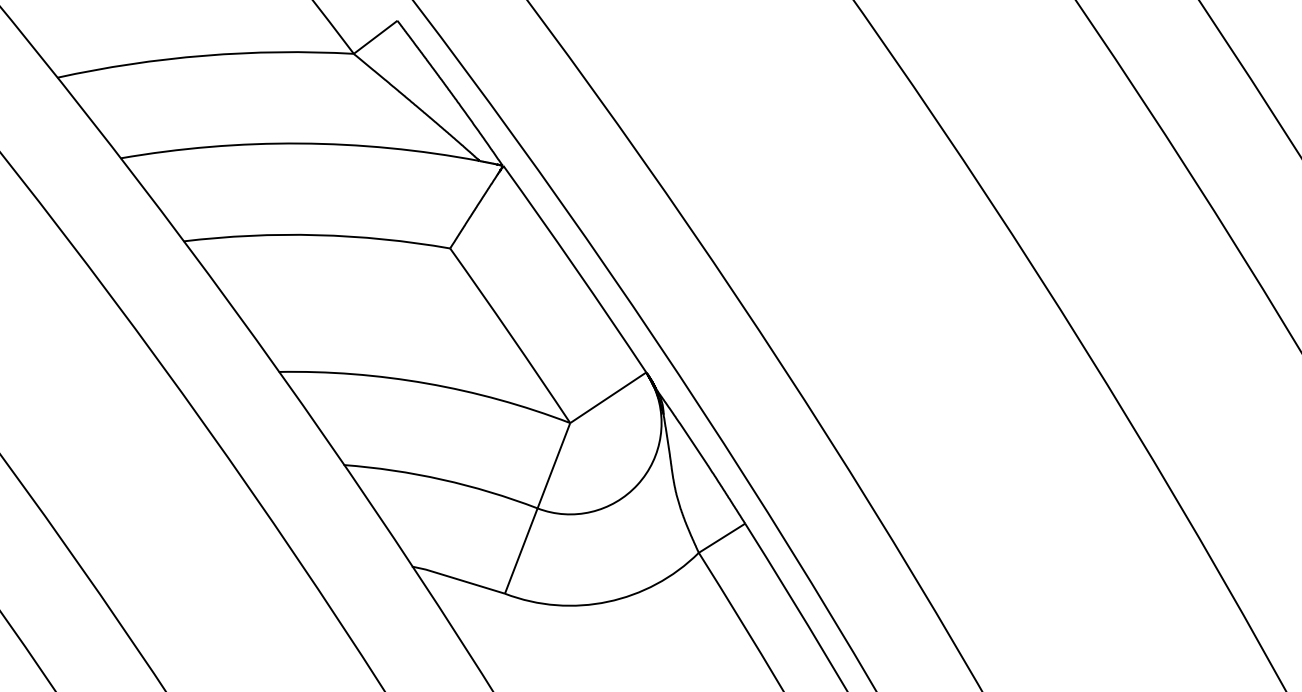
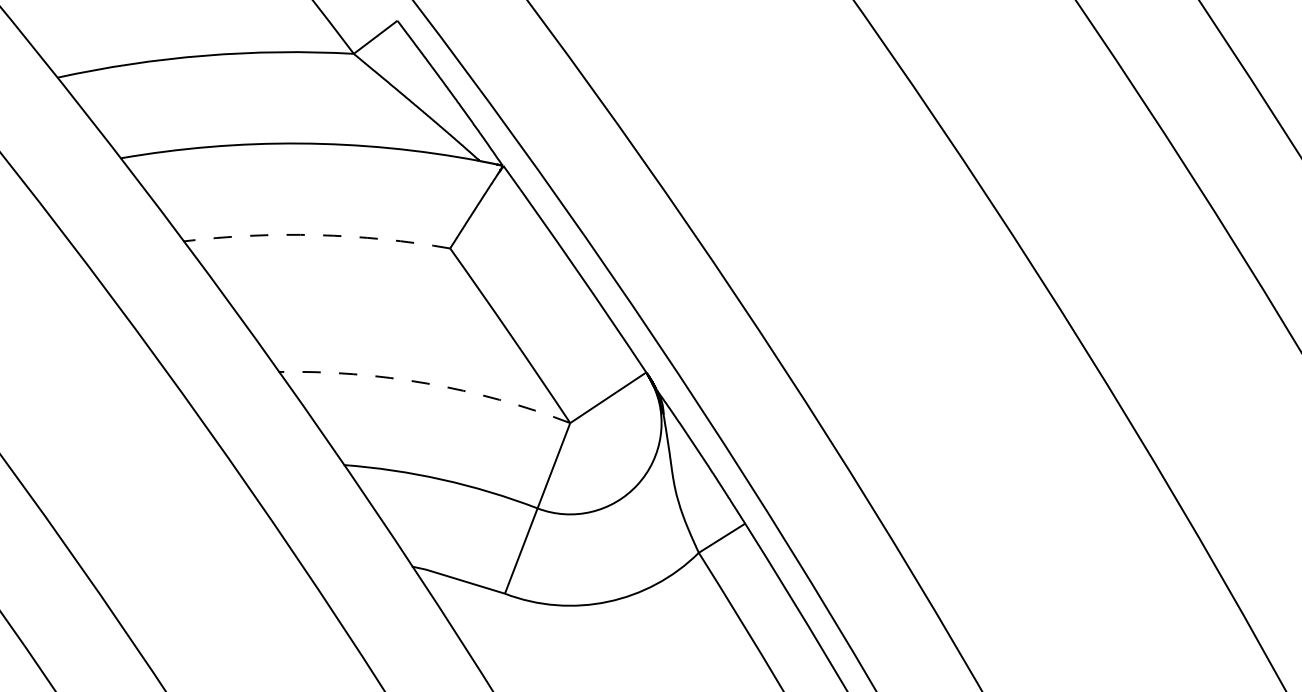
arc: solid -> dashed (317, 235)
arc: solid -> dashed (426, 383)
